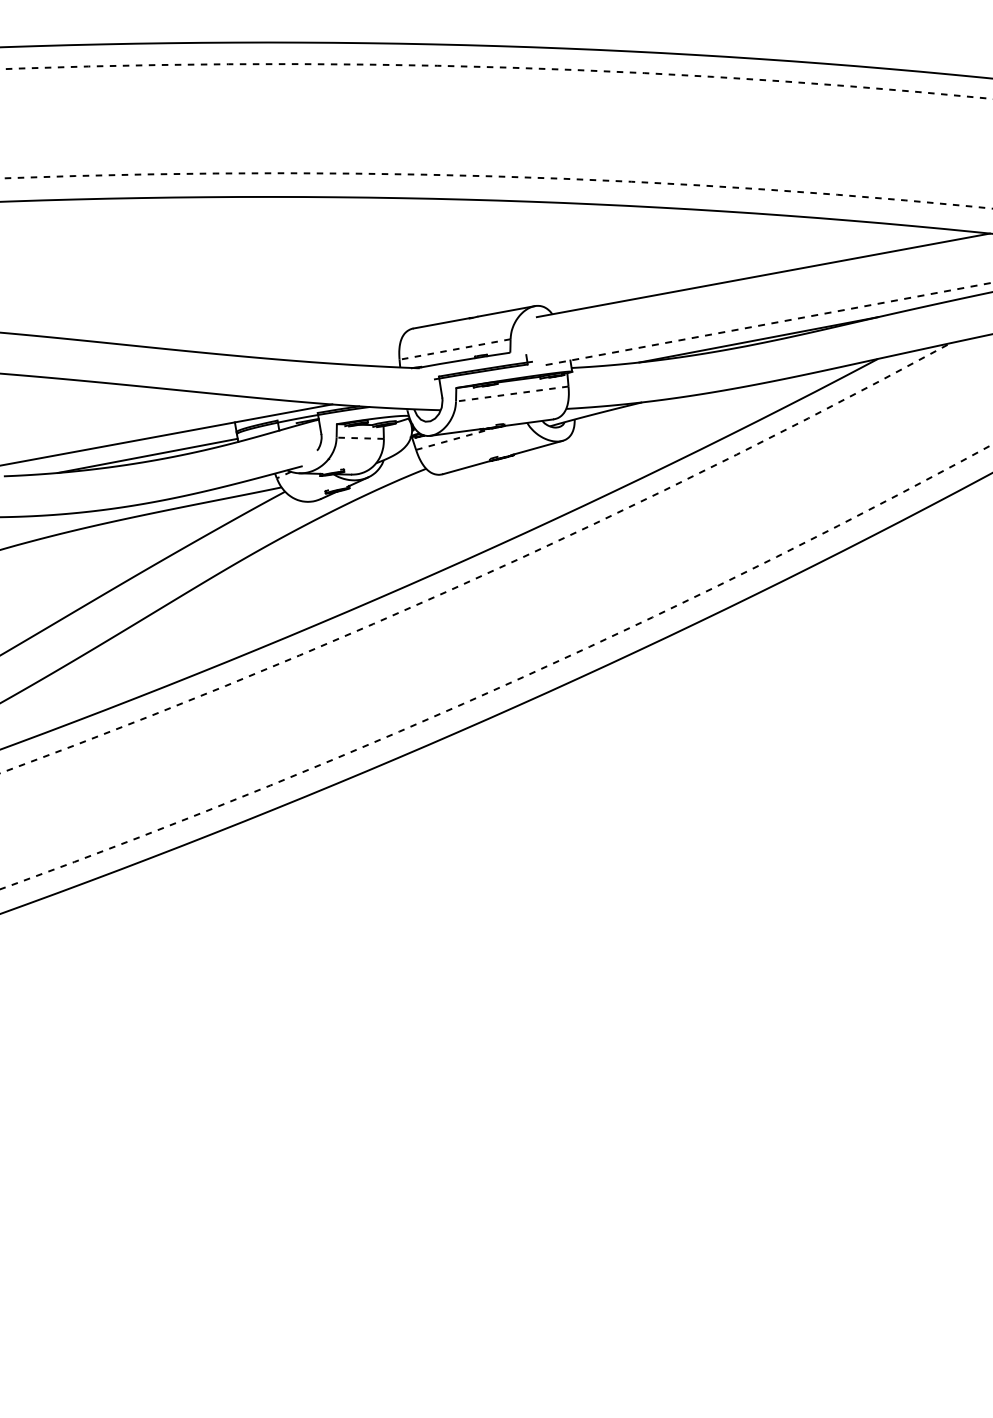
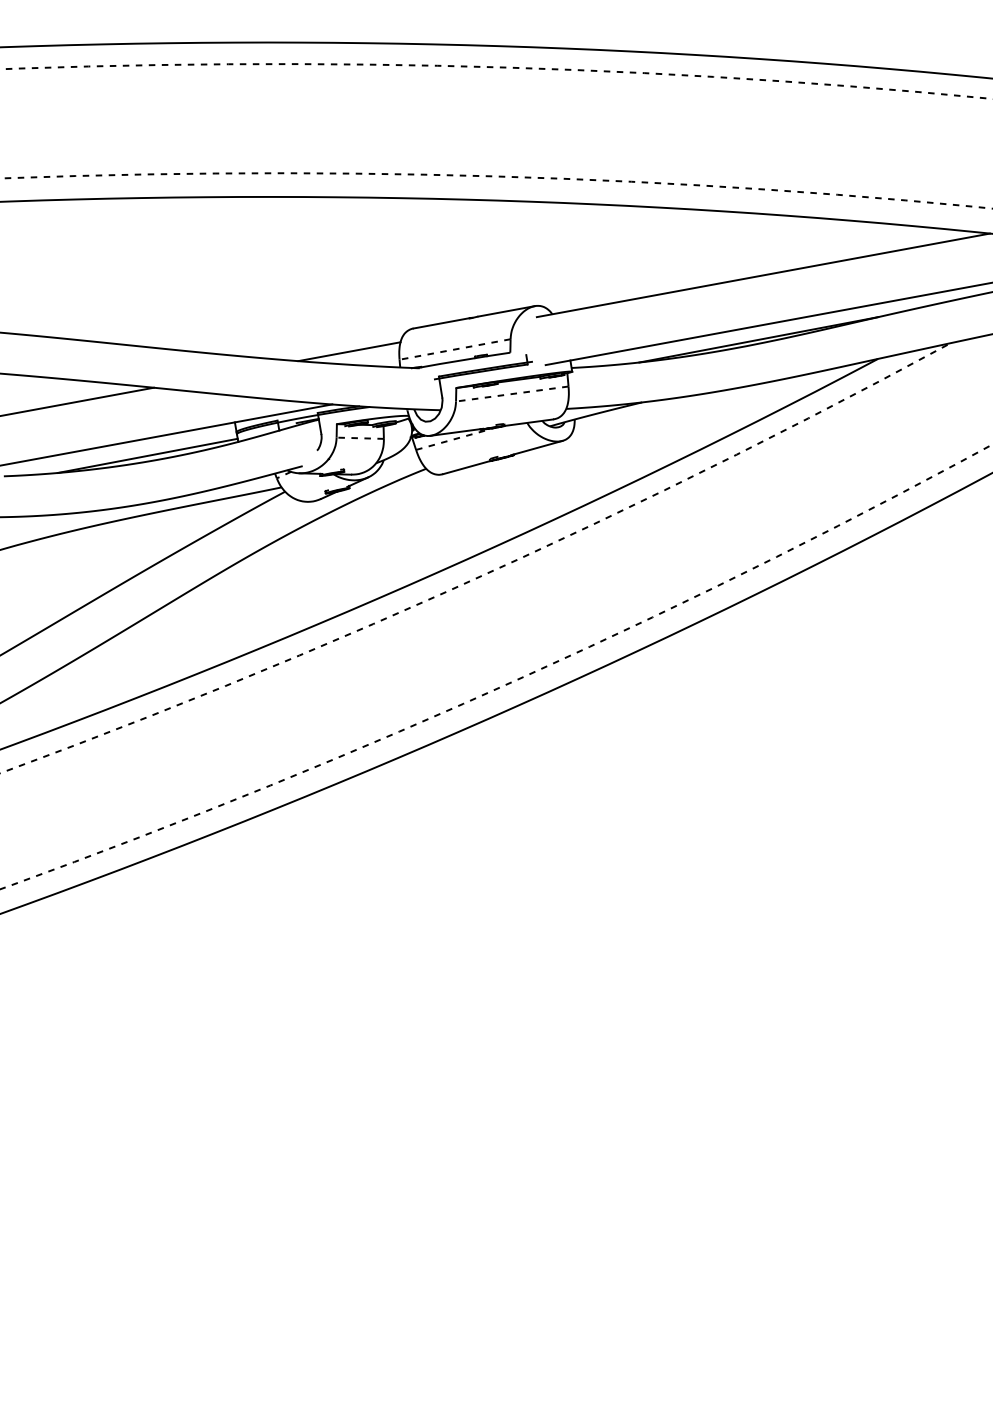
line: dashed -> solid (768, 323)
line: none -> present (349, 351)
line: none -> present (77, 401)
